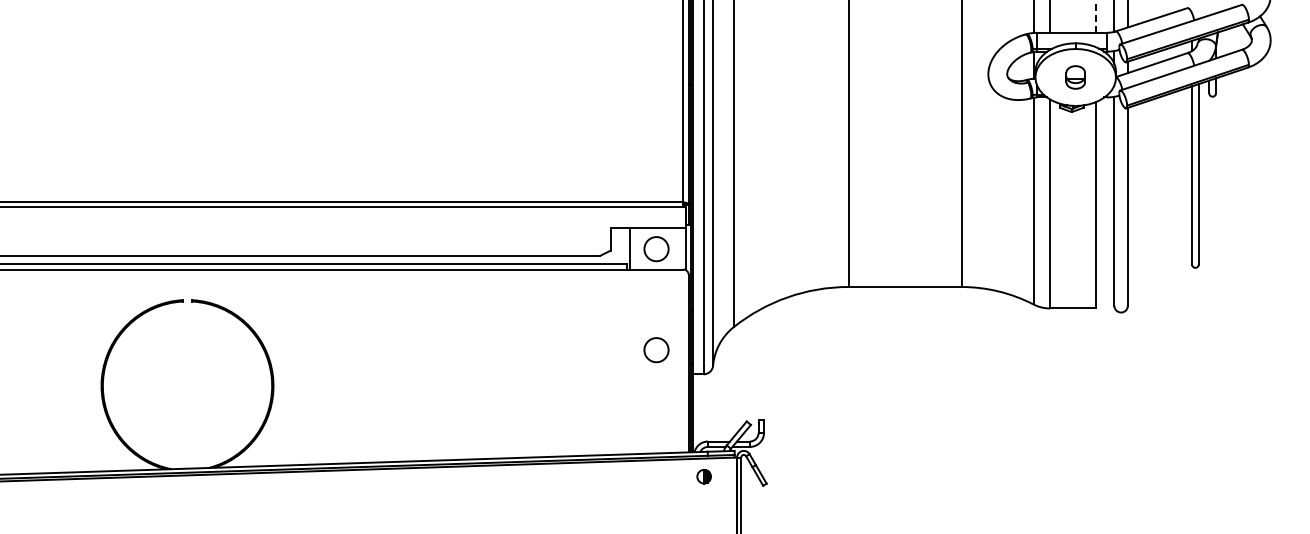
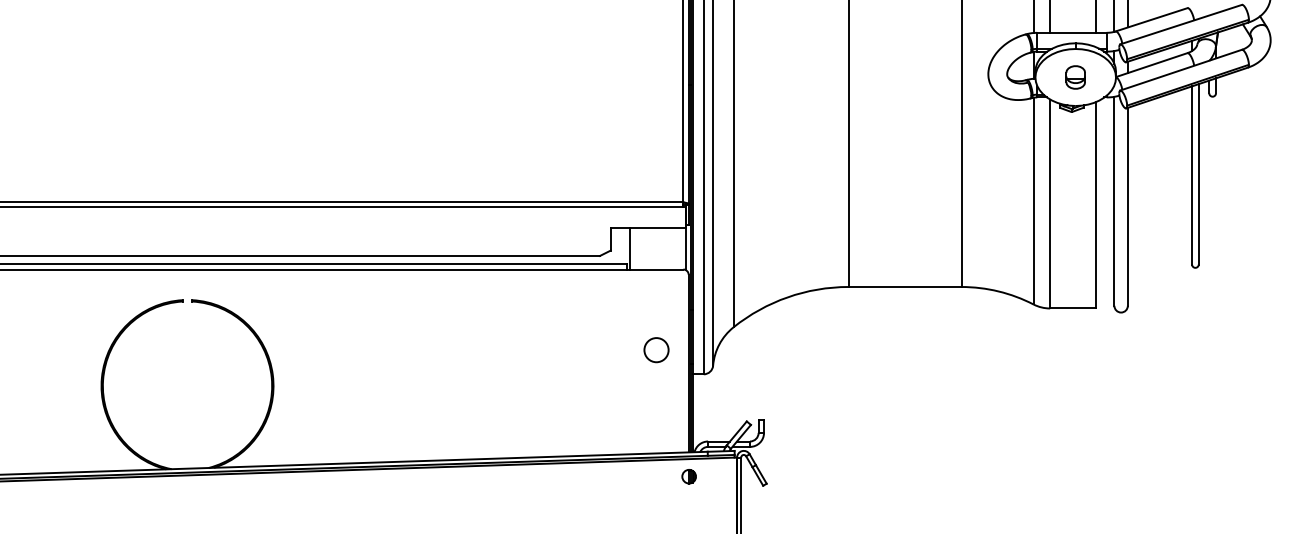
line: dashed -> solid (1095, 16)
circle: present -> none (656, 249)
part position: (703, 476) -> (688, 476) (688, 476)
